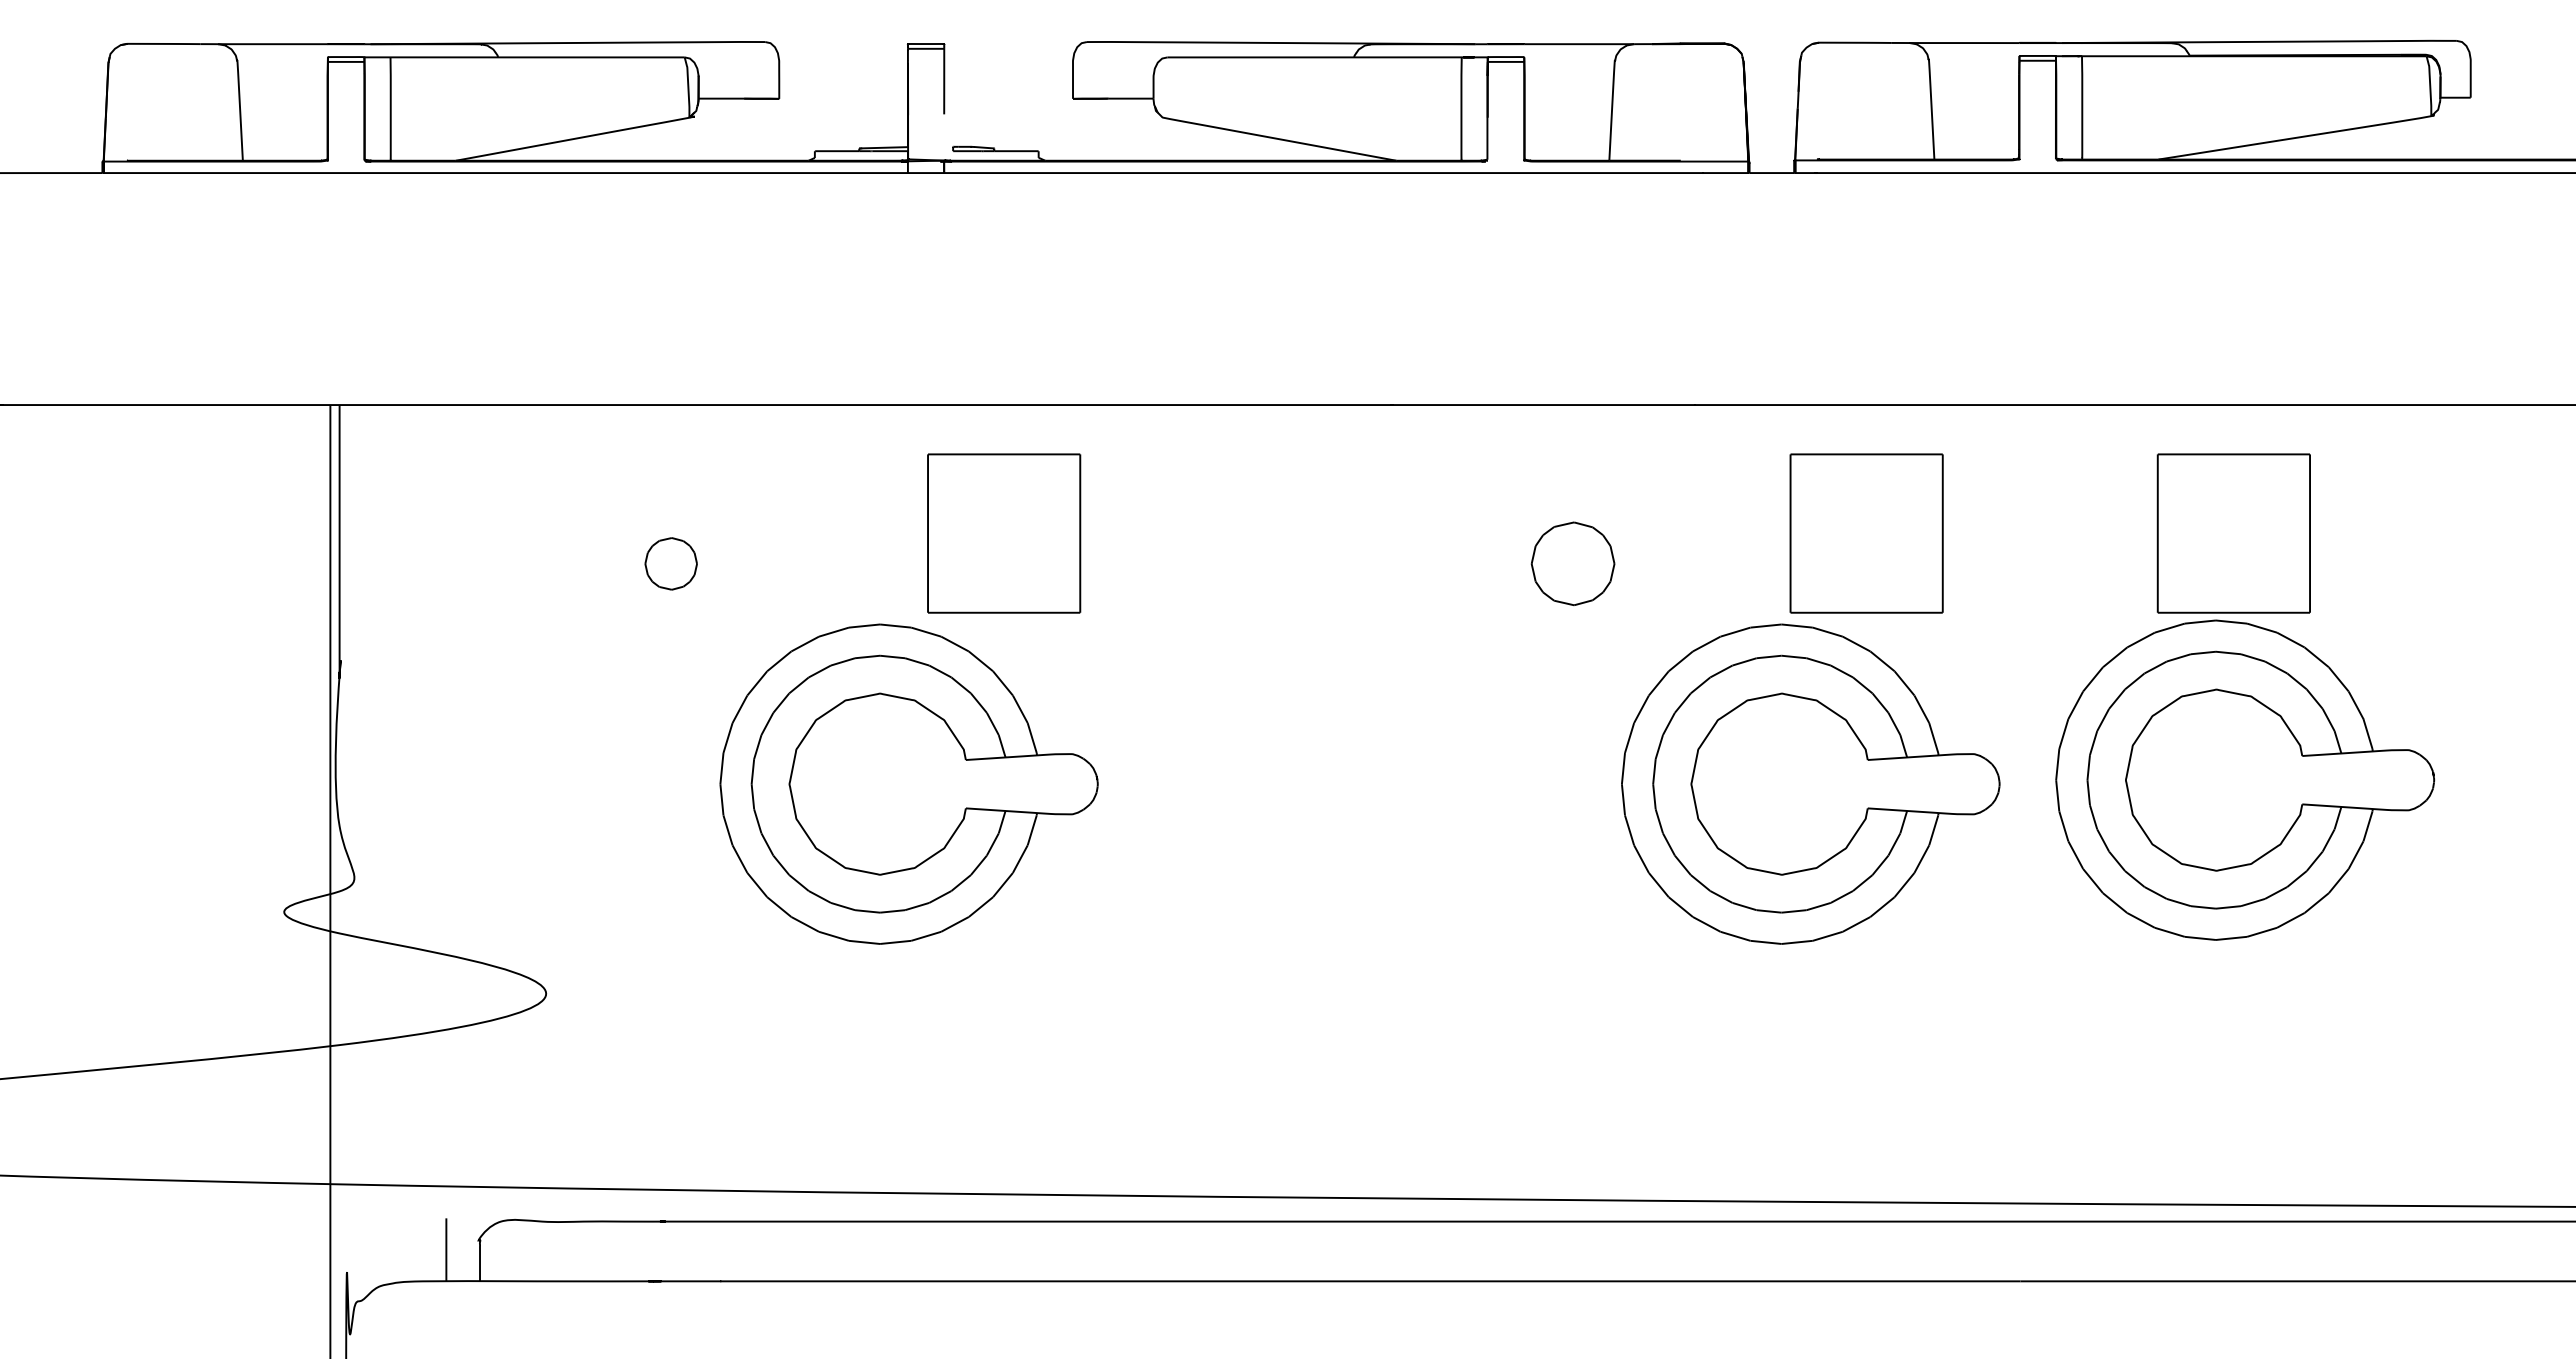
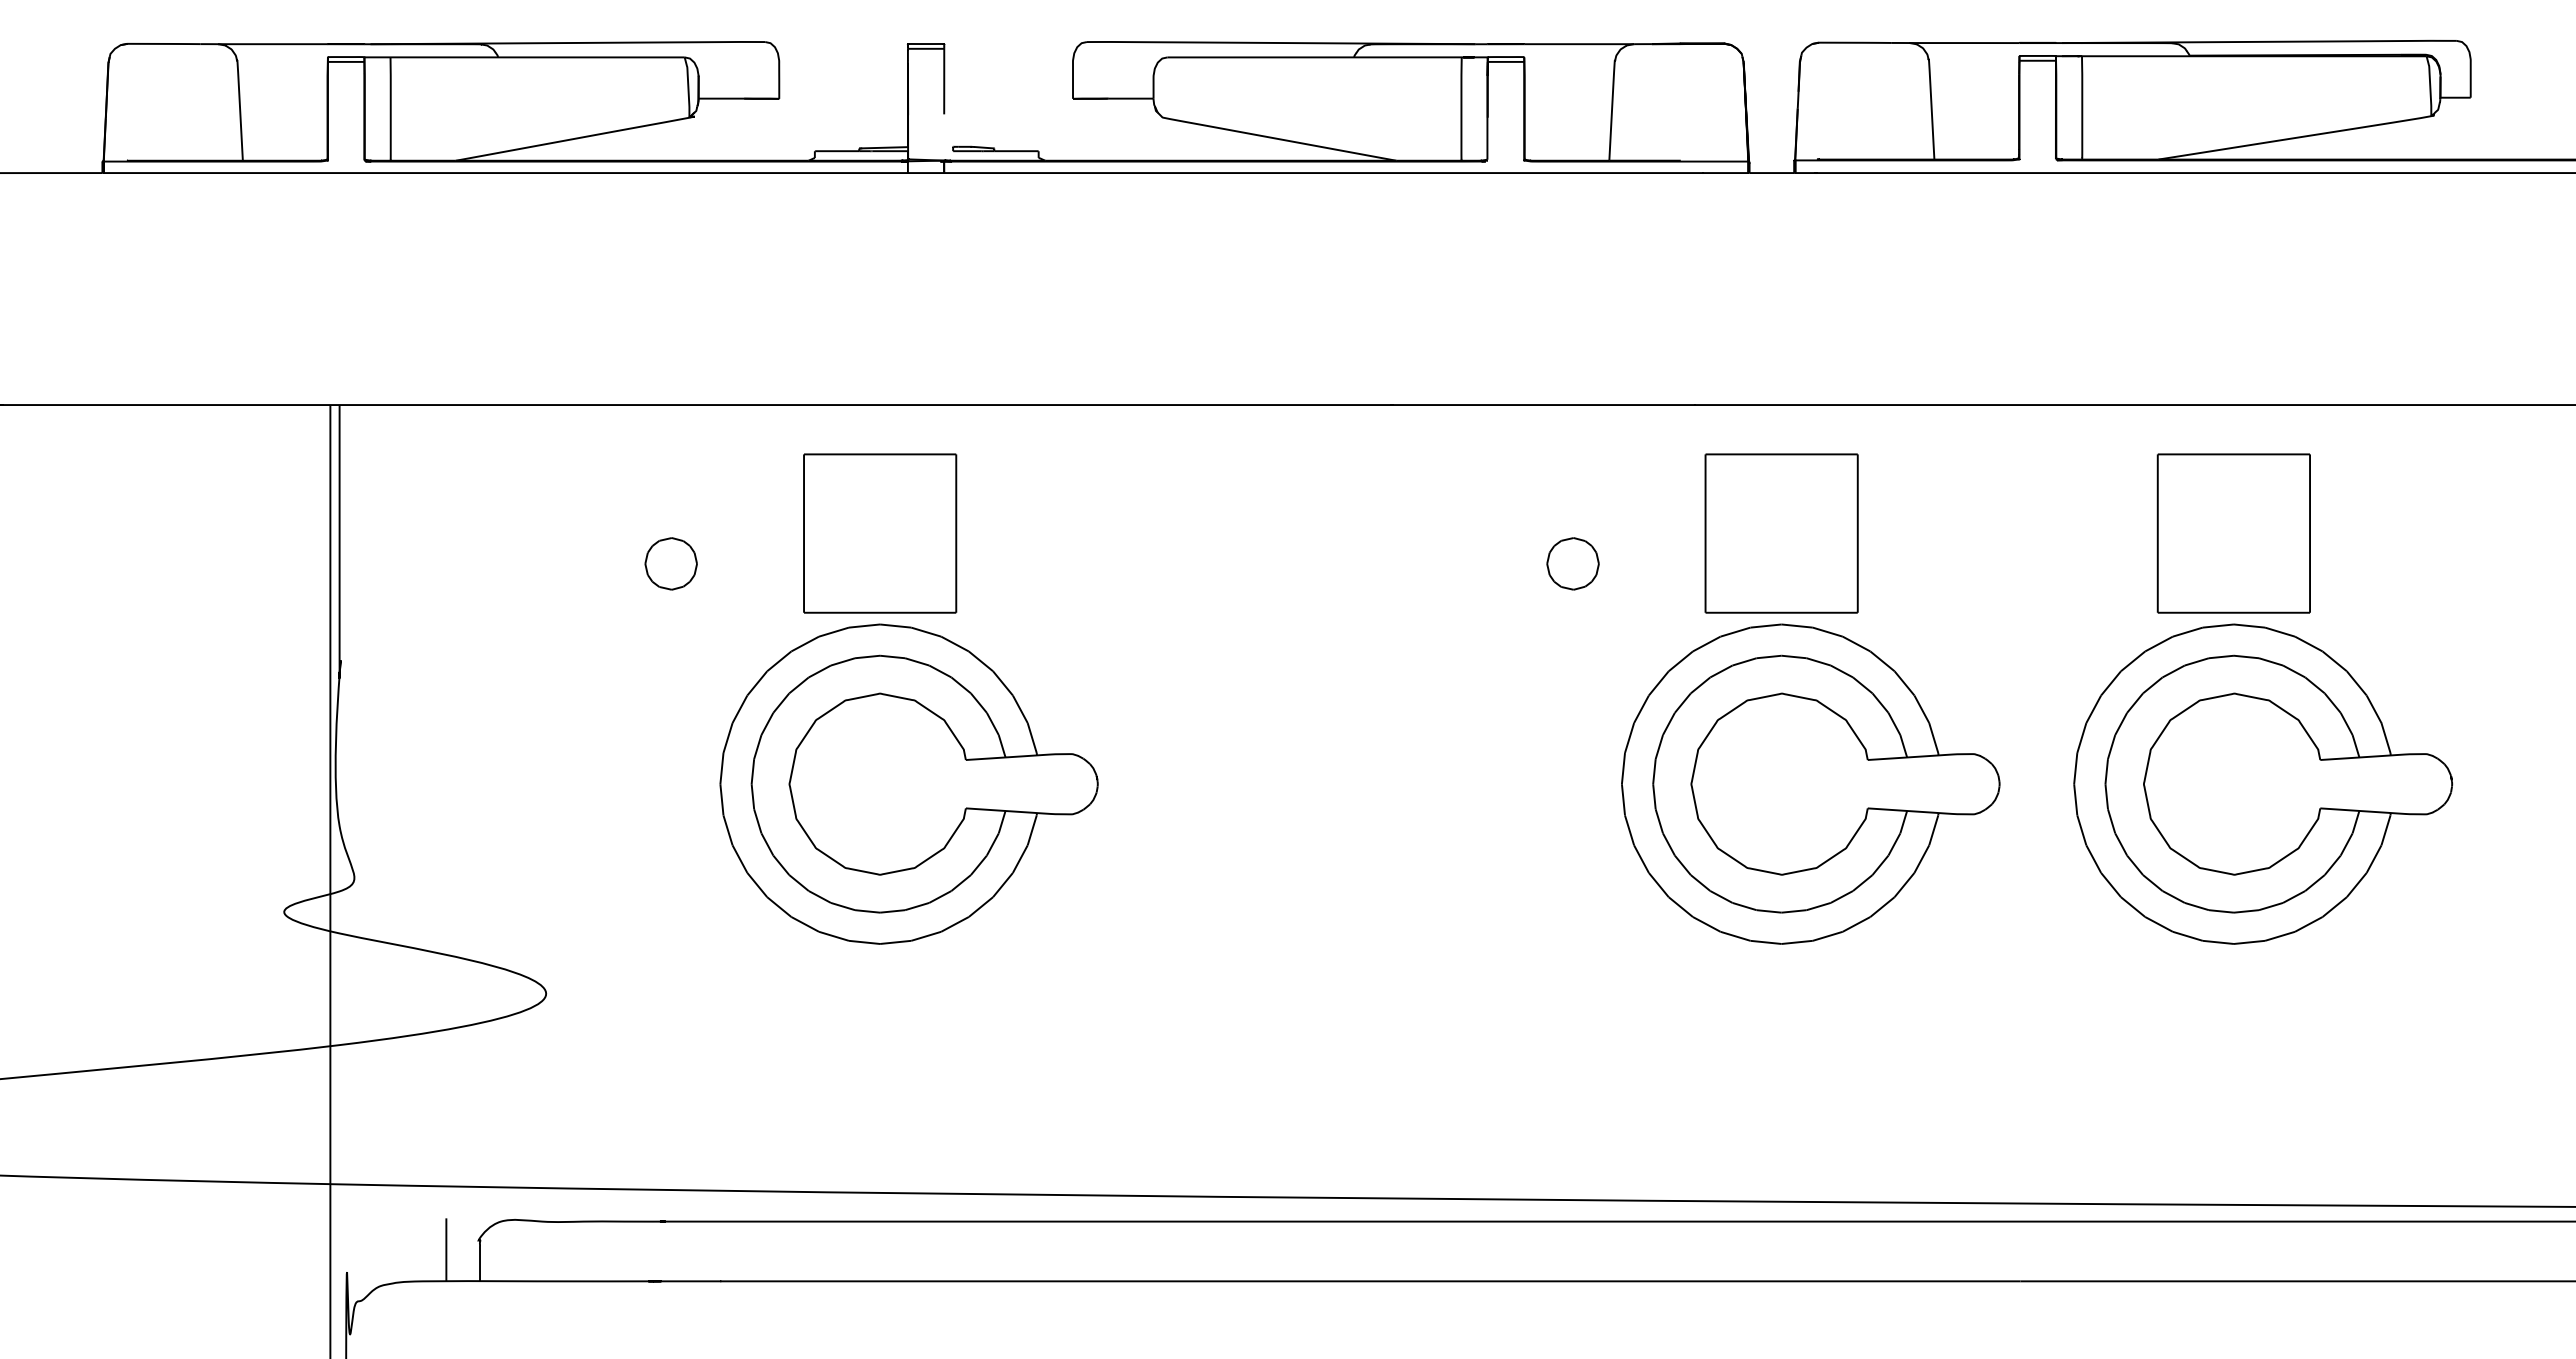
part position: (1004, 533) -> (880, 533) (880, 533)
part position: (1866, 533) -> (1781, 533) (1781, 533)
part size: 86x85 px -> 54x54 px (1572, 563)
part position: (2245, 779) -> (2263, 783) (2263, 783)
